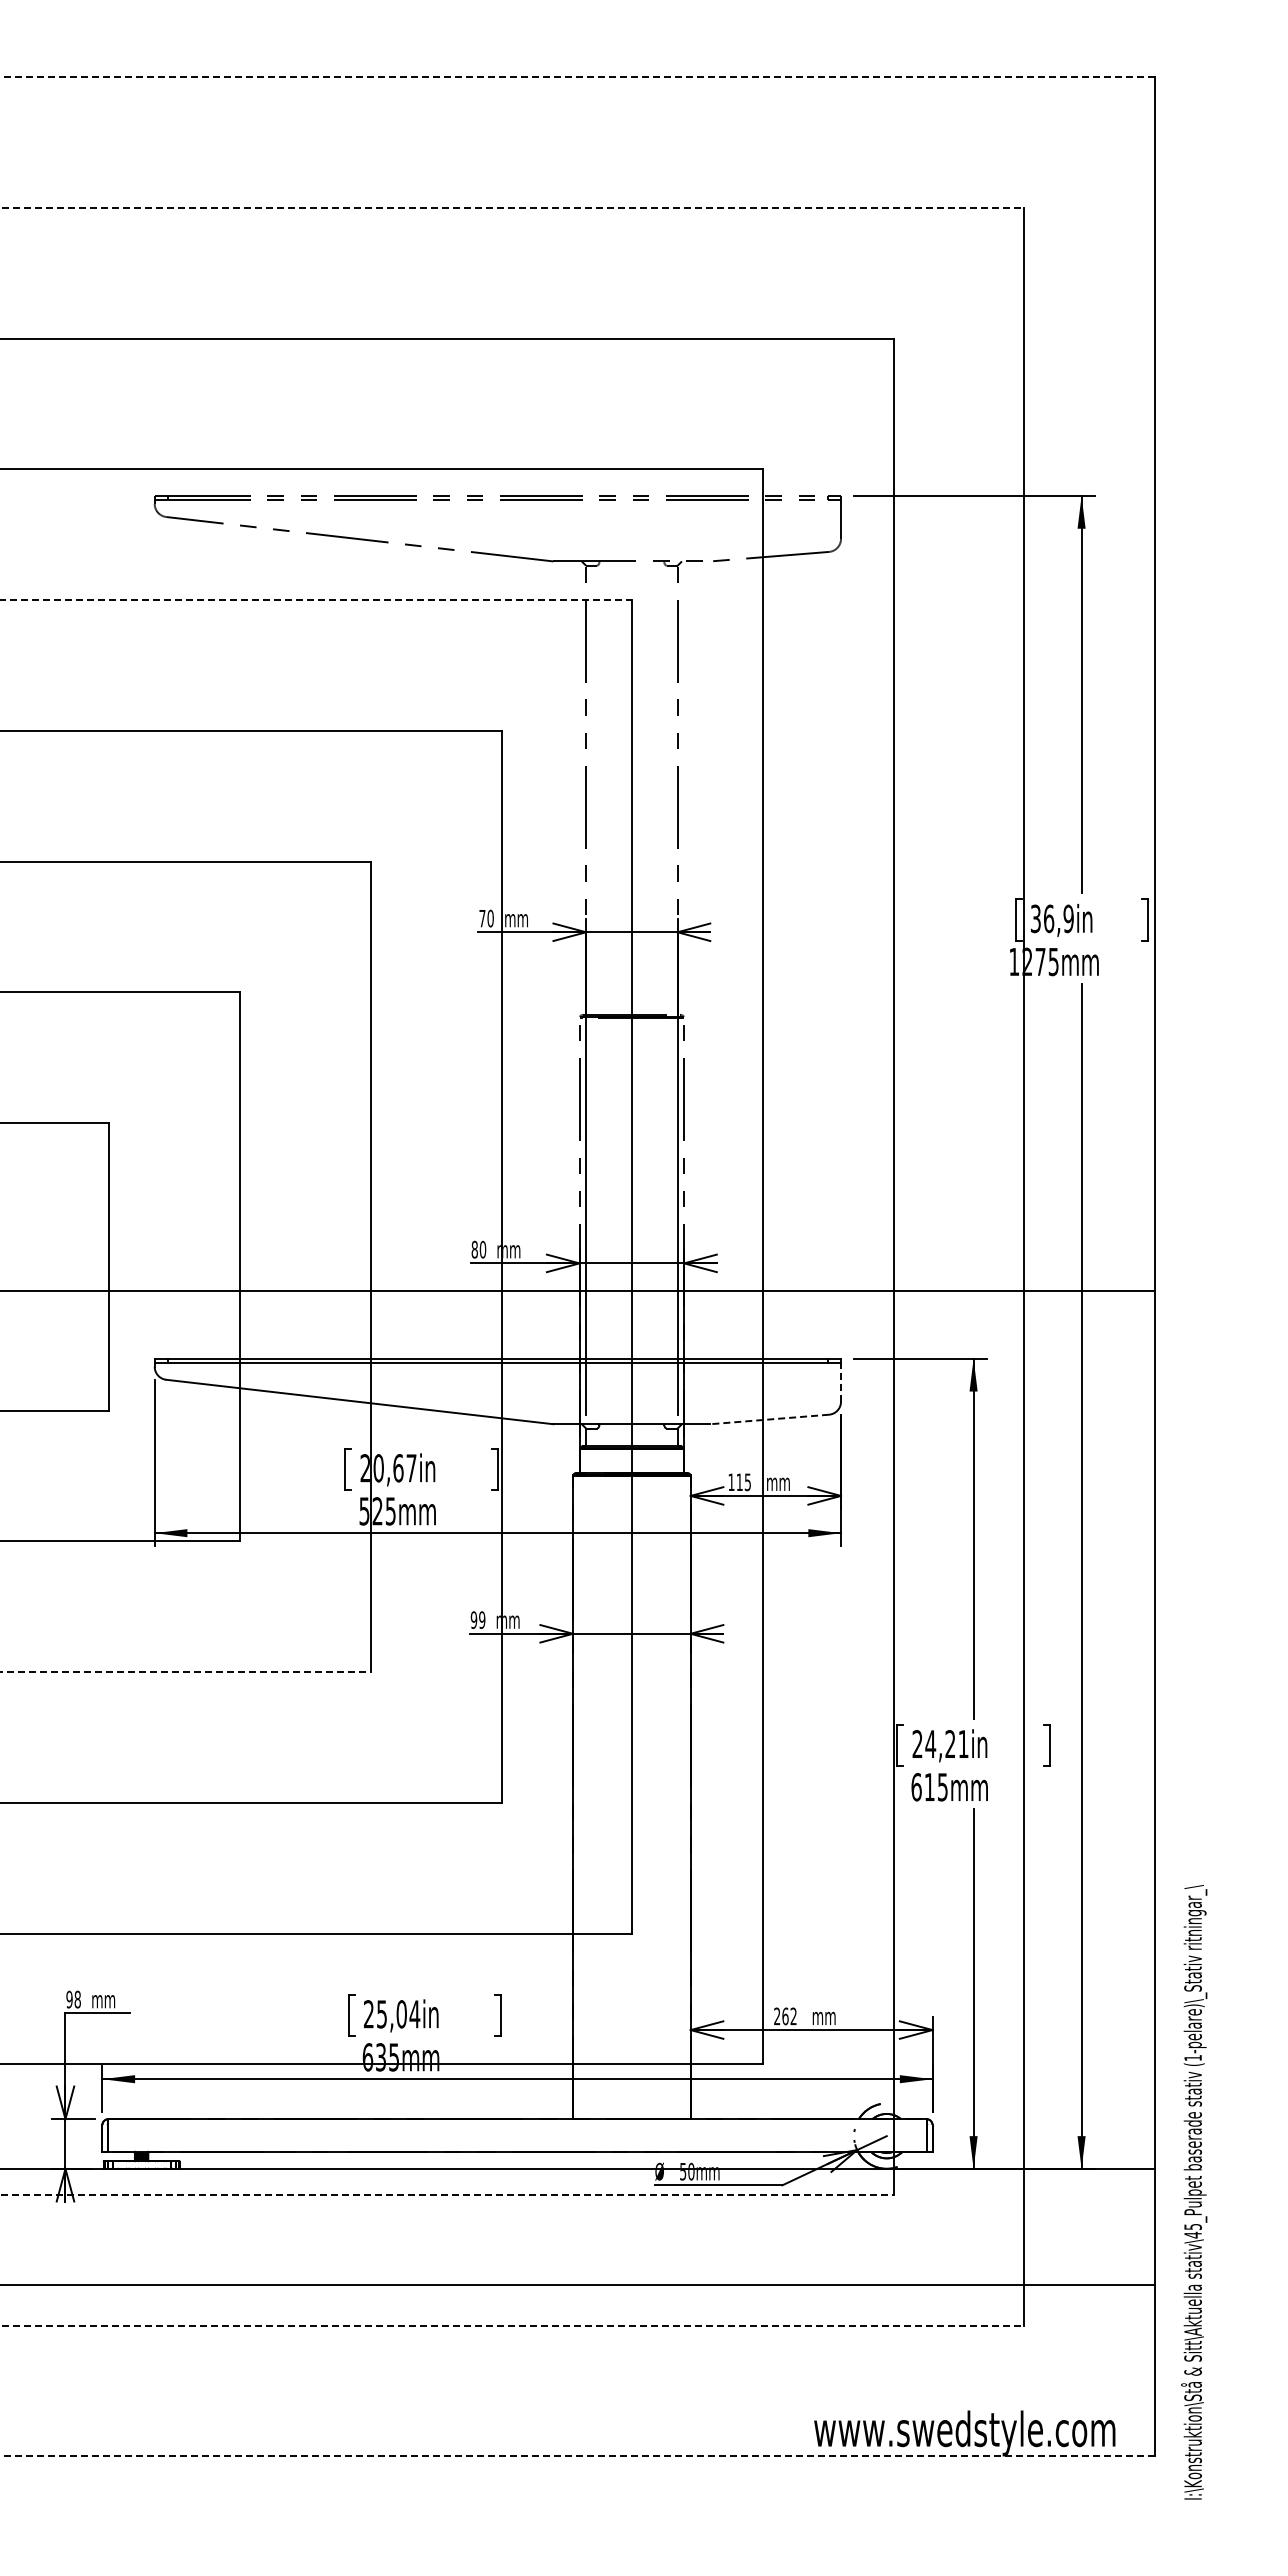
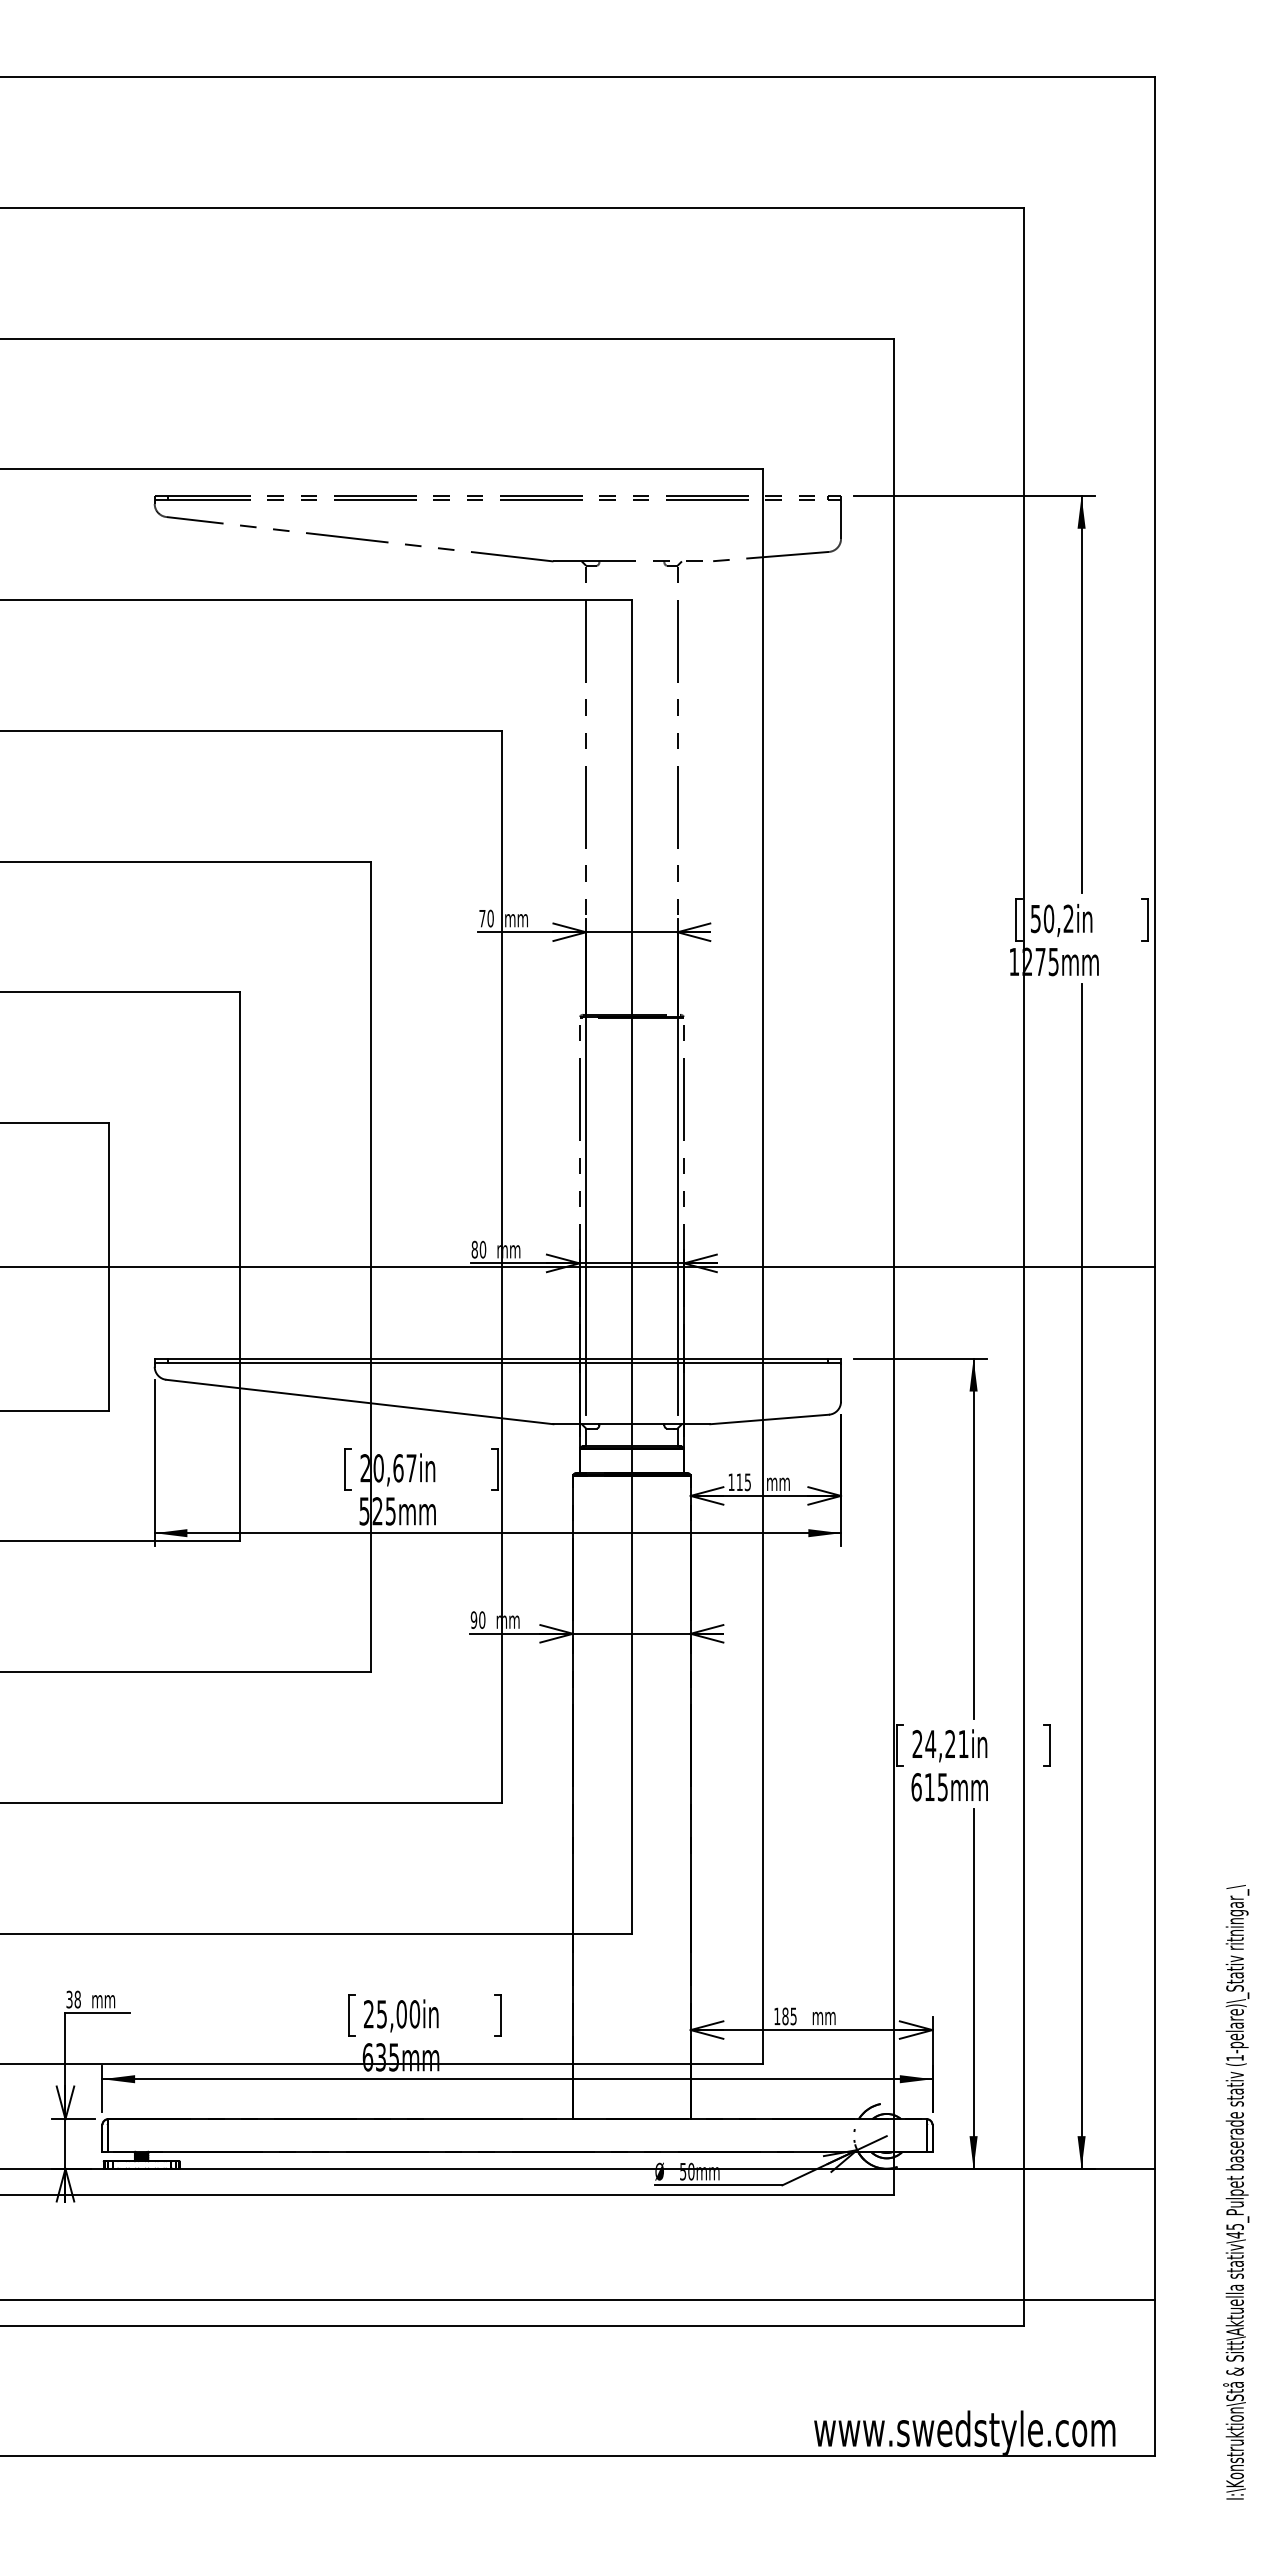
line: dashed -> solid (578, 77)
line: dashed -> solid (512, 208)
line: dashed -> solid (316, 600)
text: 36,9in -> 50,2in (1052, 918)
line position: (578, 1290) -> (578, 1266) (578, 1266)
line: dashed -> solid (841, 1382)
line: dashed -> solid (769, 1419)
text: 99 -> 90 (482, 1619)
line: dashed -> solid (185, 1672)
text: 98 -> 38 (69, 1999)
text: 25,04in -> 25,00in (414, 2014)
text: 262 -> 185 (785, 2016)
text position: (1194, 2192) -> (1236, 2192) (1236, 2192)
line: dashed -> solid (447, 2195)
line position: (578, 2284) -> (578, 2299) (578, 2299)
line: dashed -> solid (512, 2325)
line: dashed -> solid (578, 2456)
